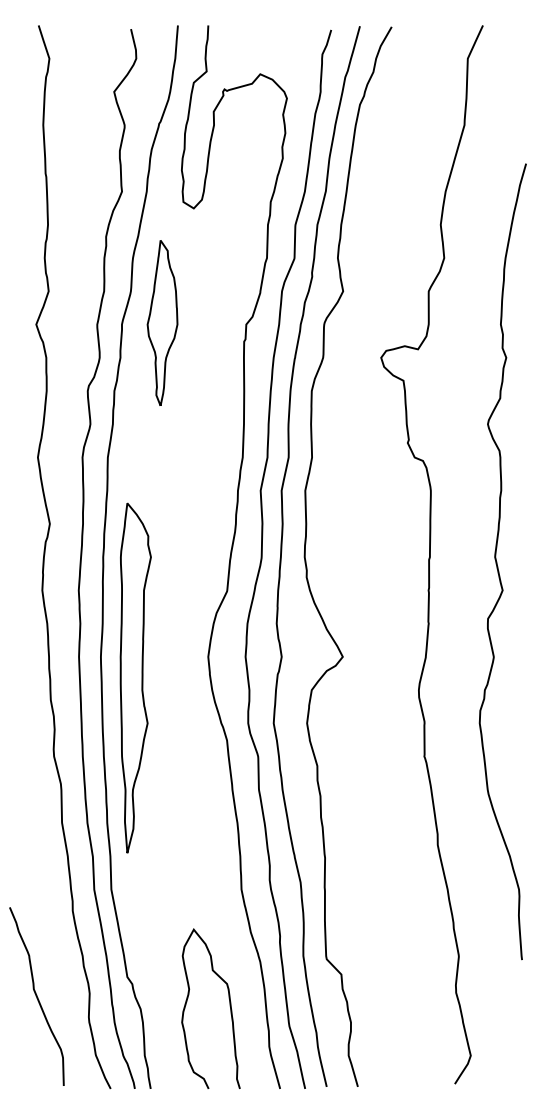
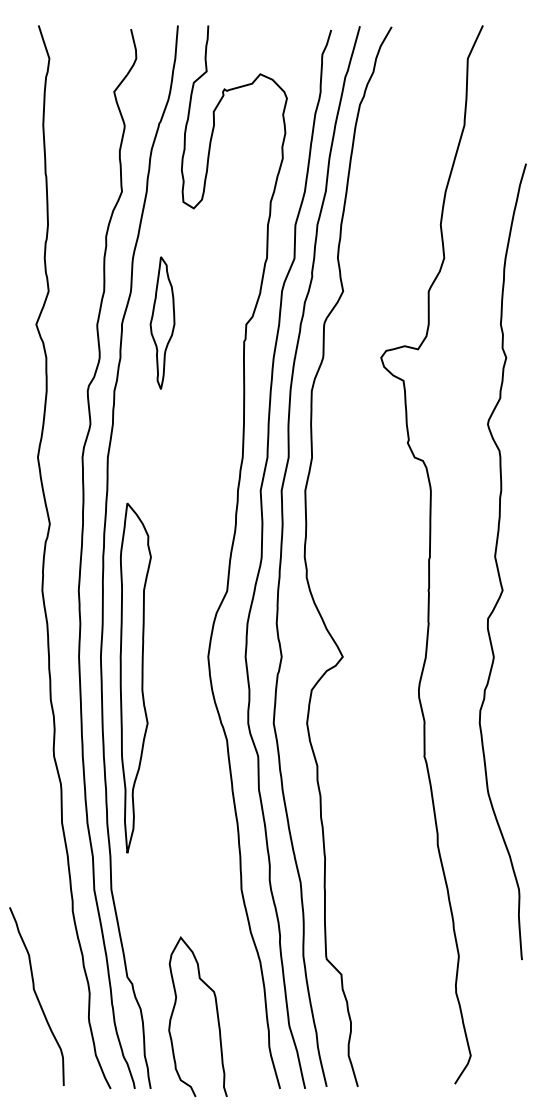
part size: 33x166 px -> 27x134 px (162, 322)
curve position: (229, 1006) -> (216, 1014) (216, 1014)
